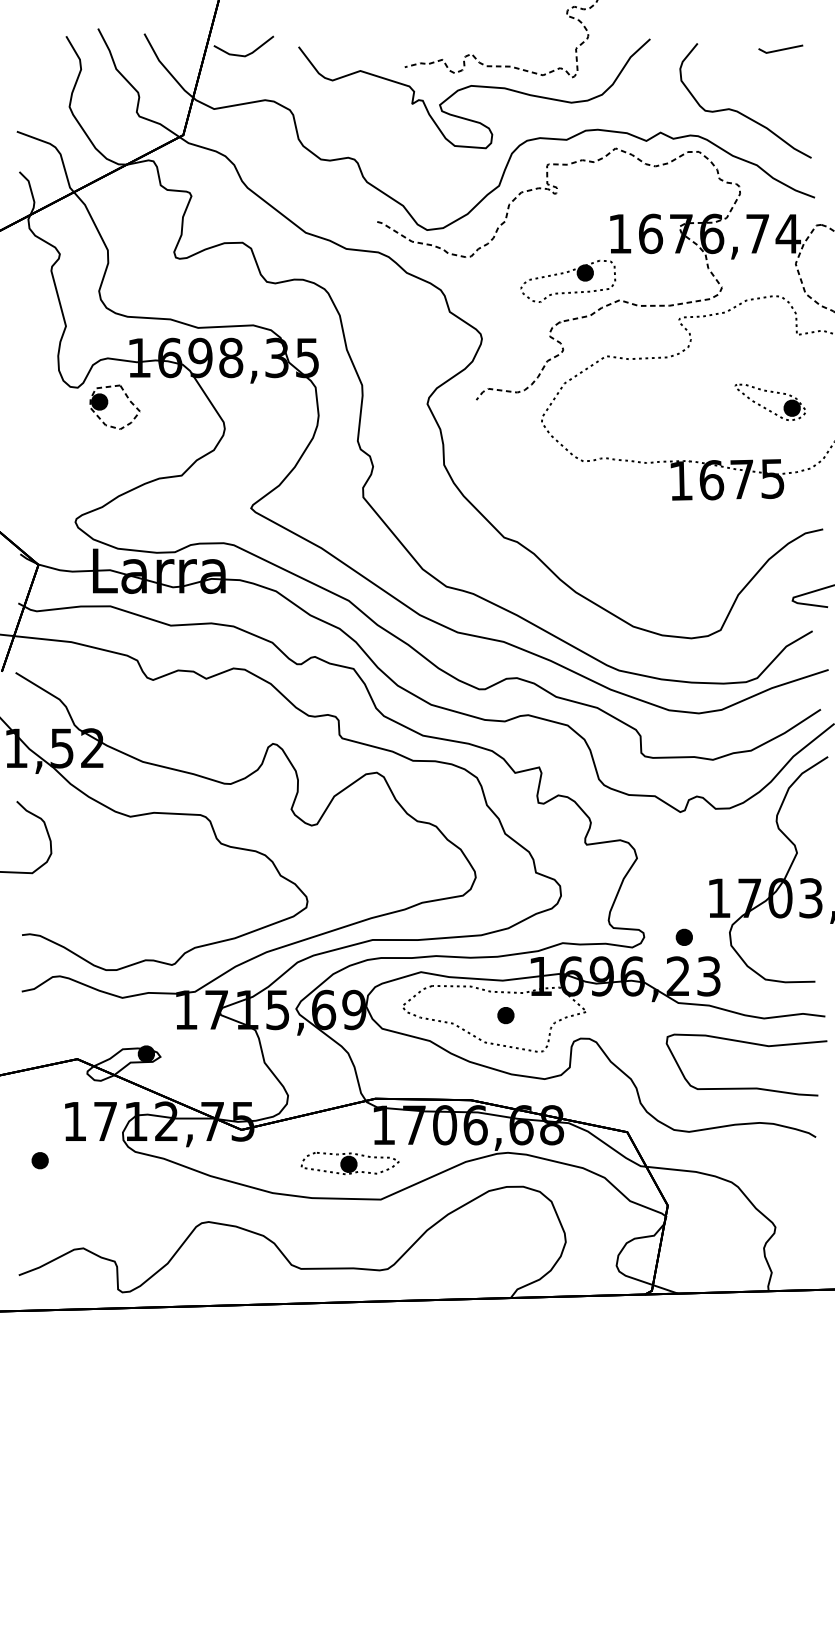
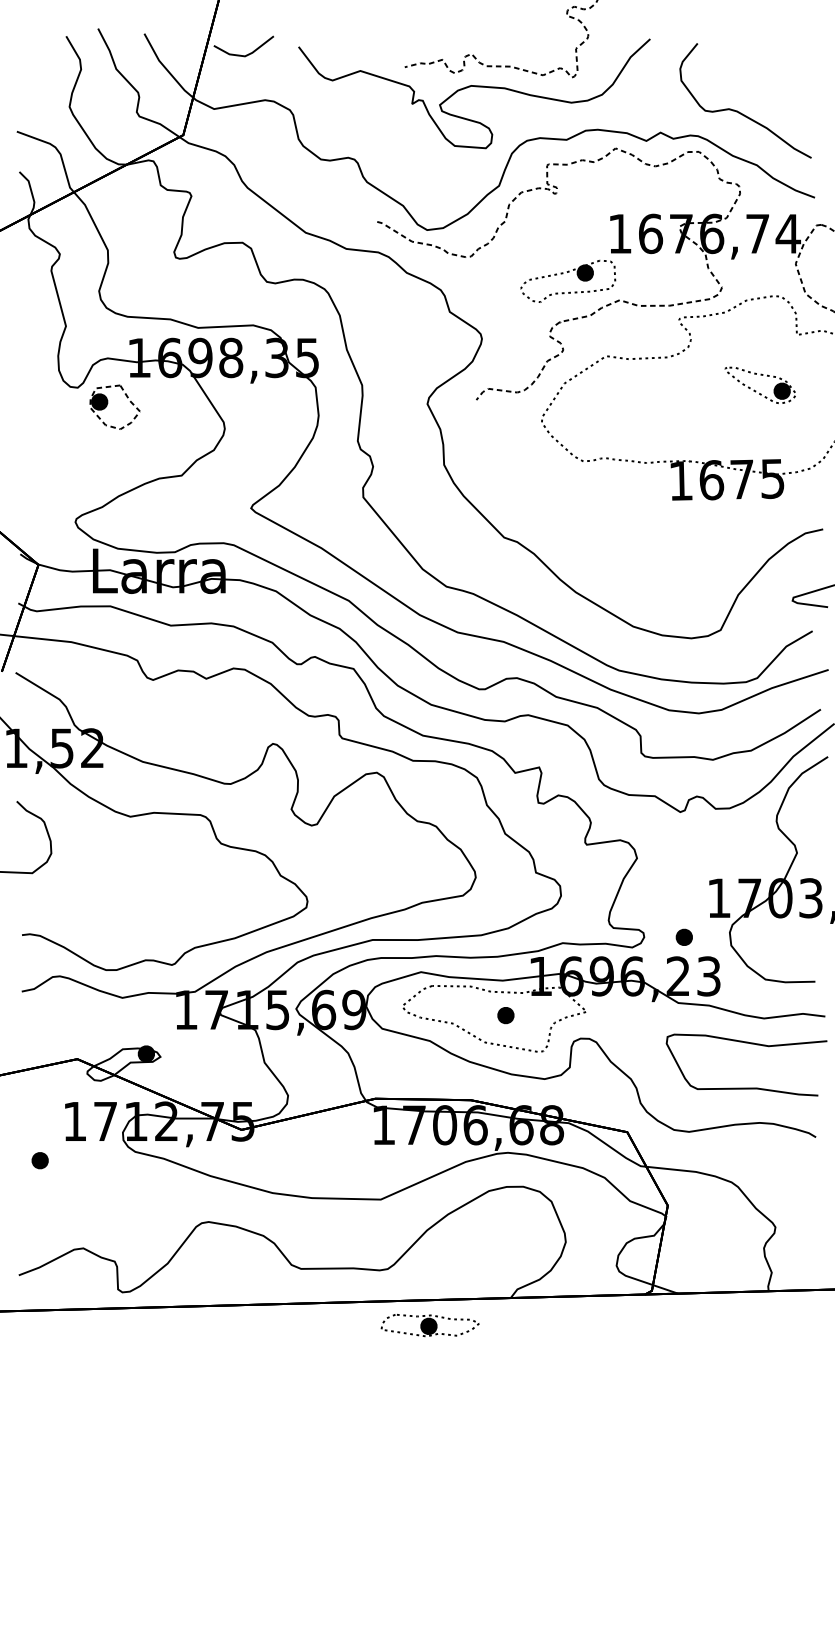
line: present -> none (780, 49)
part position: (766, 407) -> (756, 390) (756, 390)
part position: (349, 1163) -> (429, 1325) (429, 1325)
